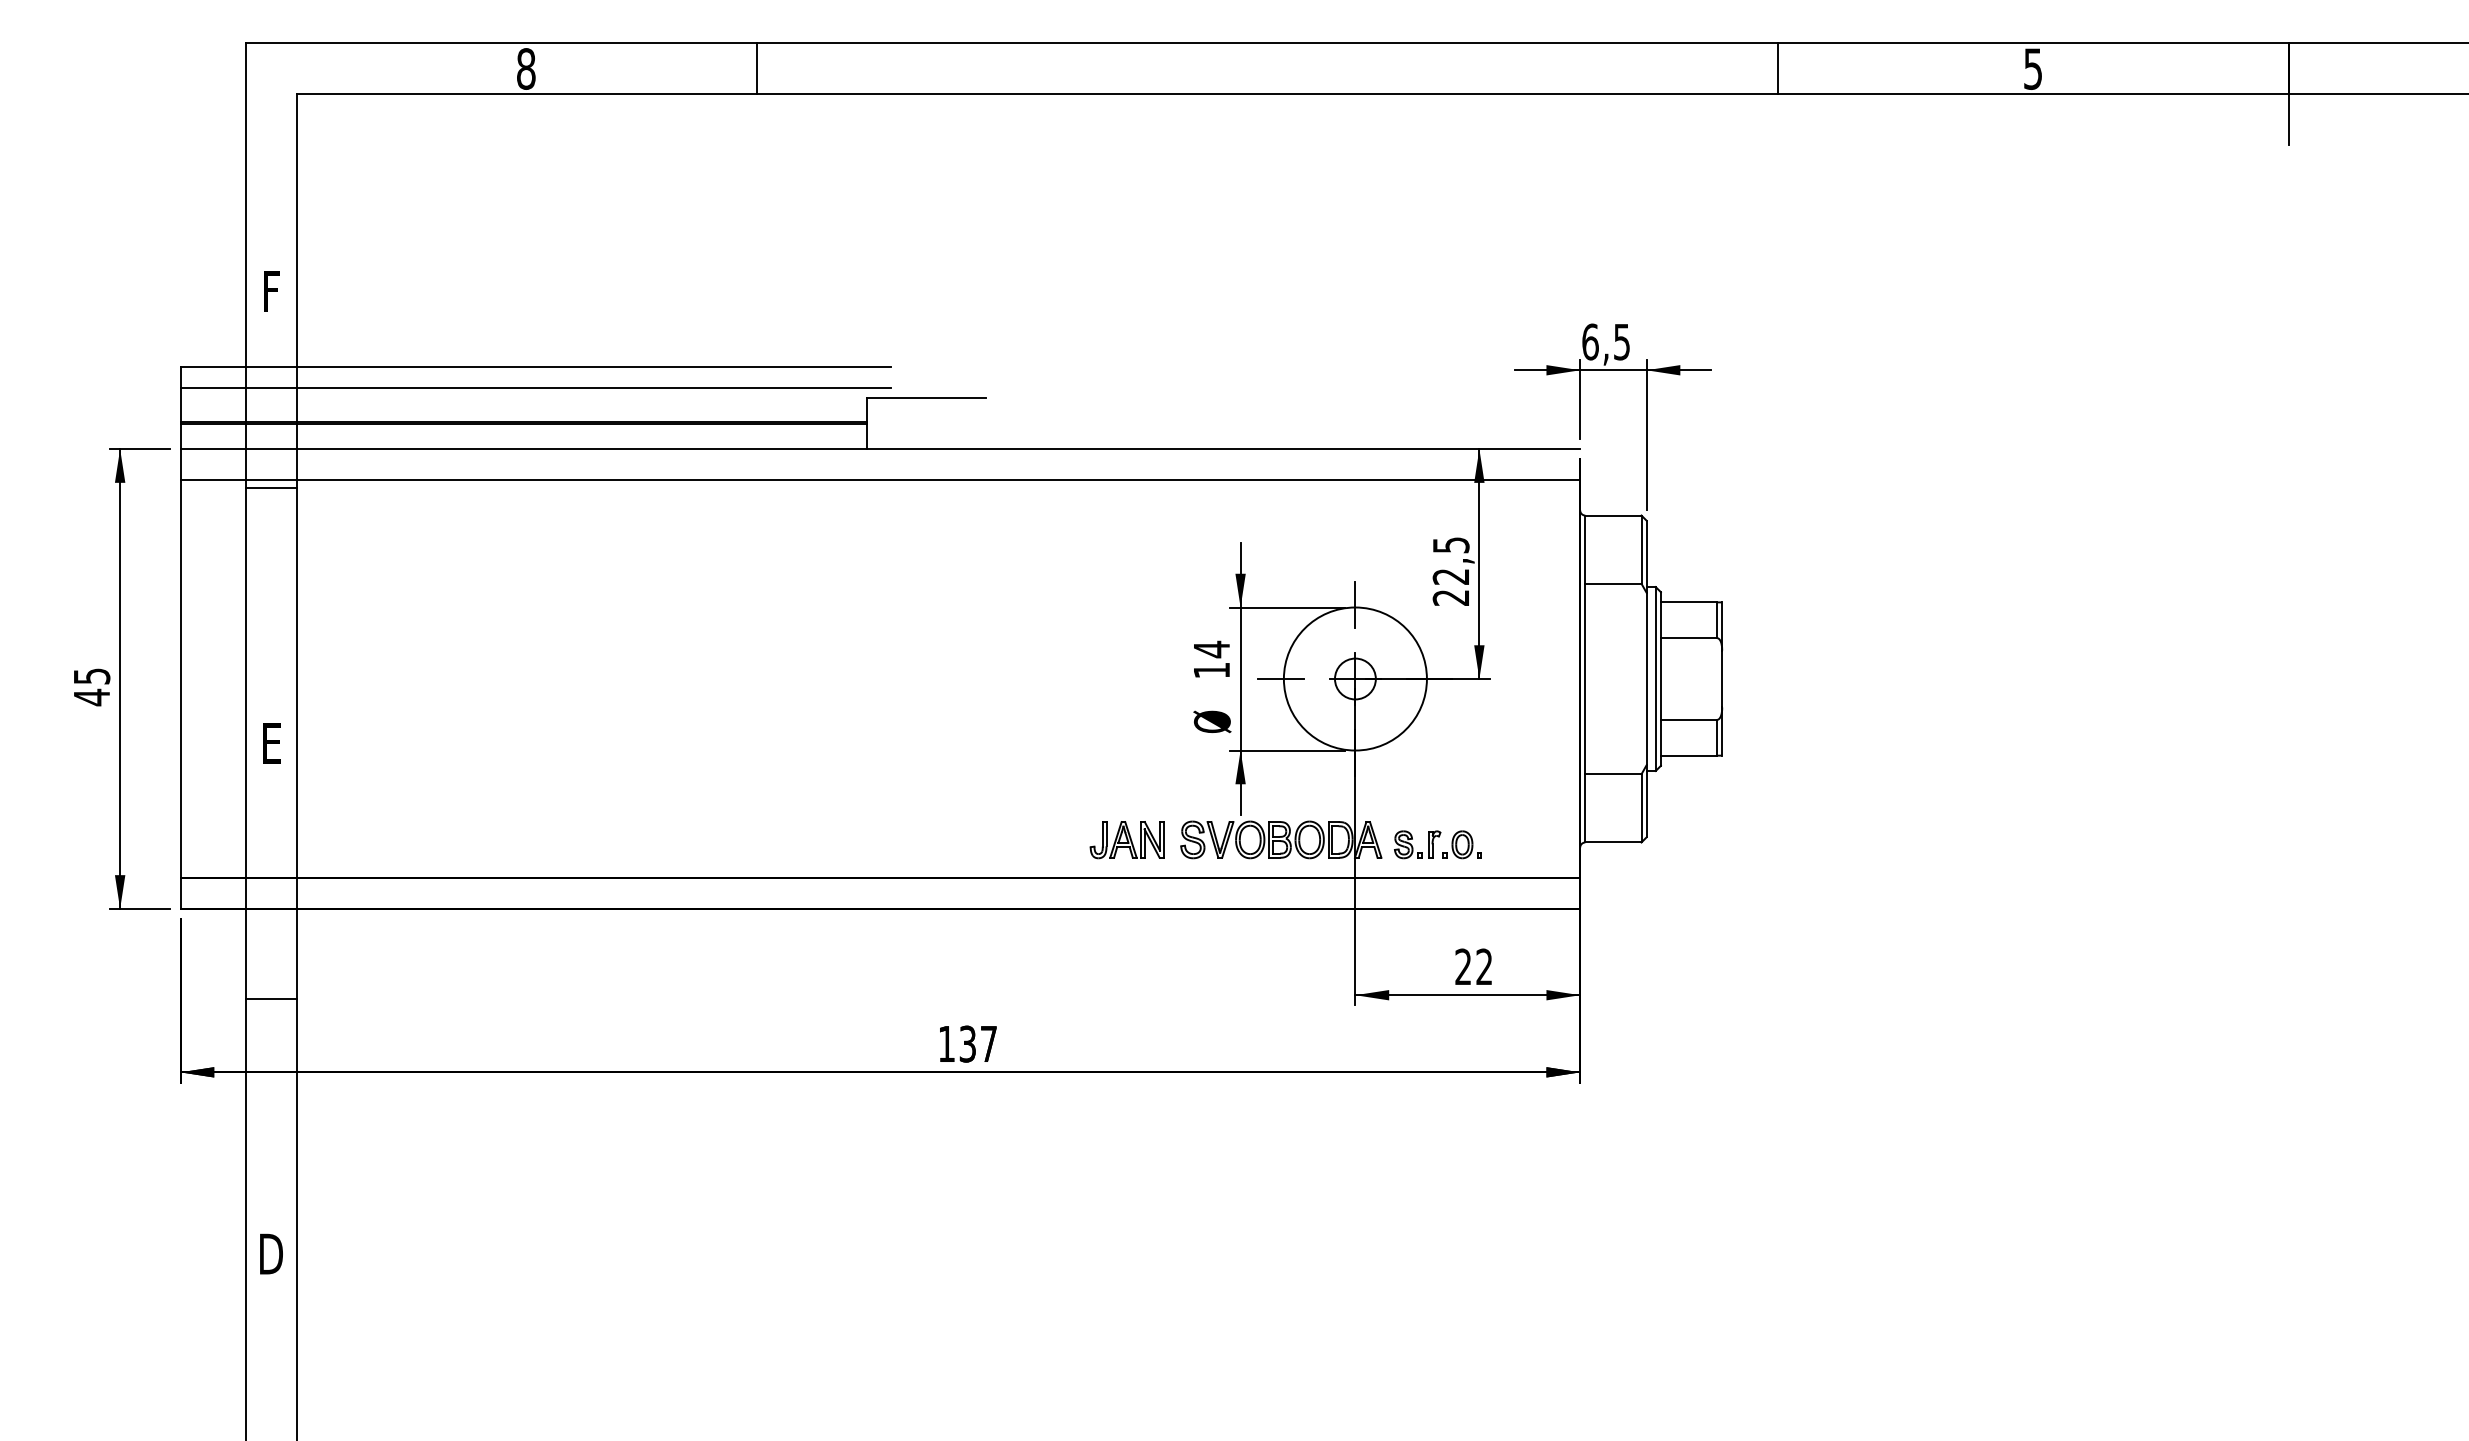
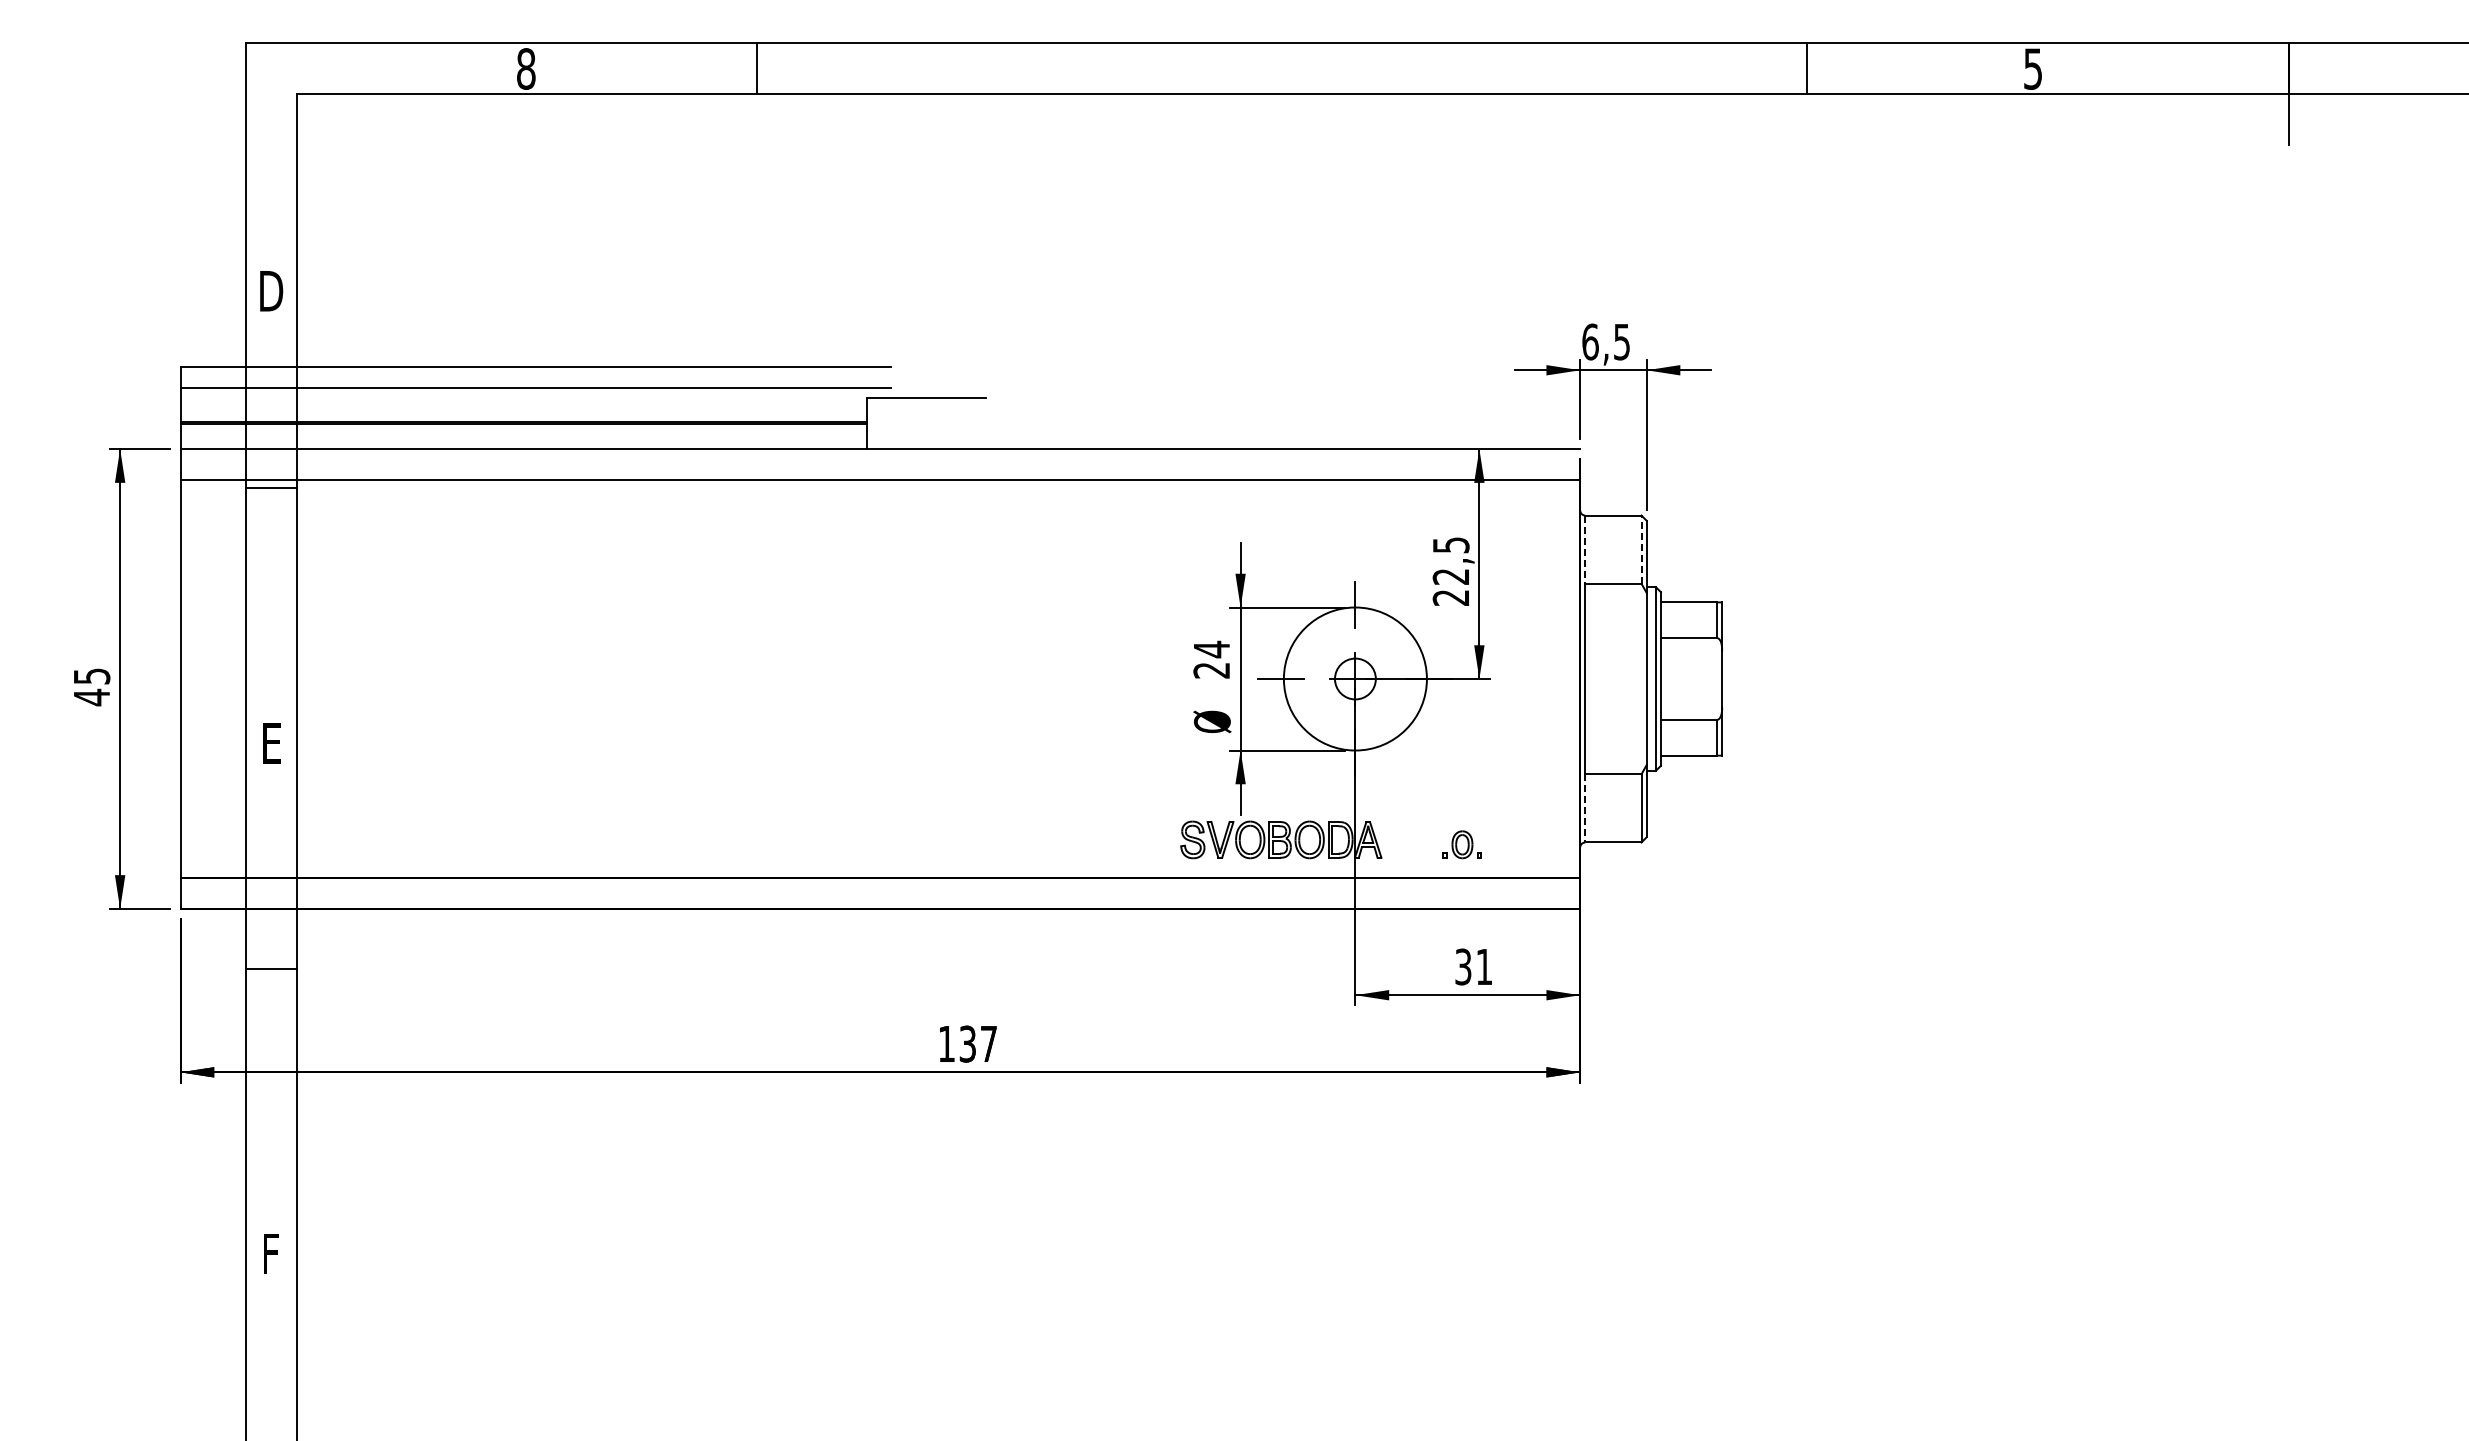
line position: (1778, 68) -> (1807, 68) (1807, 68)
text: F -> D (271, 291)
line: solid -> dashed (1641, 549)
line: solid -> dashed (1585, 550)
text: 14 -> 24 (1211, 670)
line: solid -> dashed (1585, 808)
part: present -> none (1126, 840)
part: present -> none (1417, 844)
text: 22 -> 31 (1473, 966)
line position: (270, 998) -> (270, 968) (270, 968)
text: D -> F (271, 1253)
